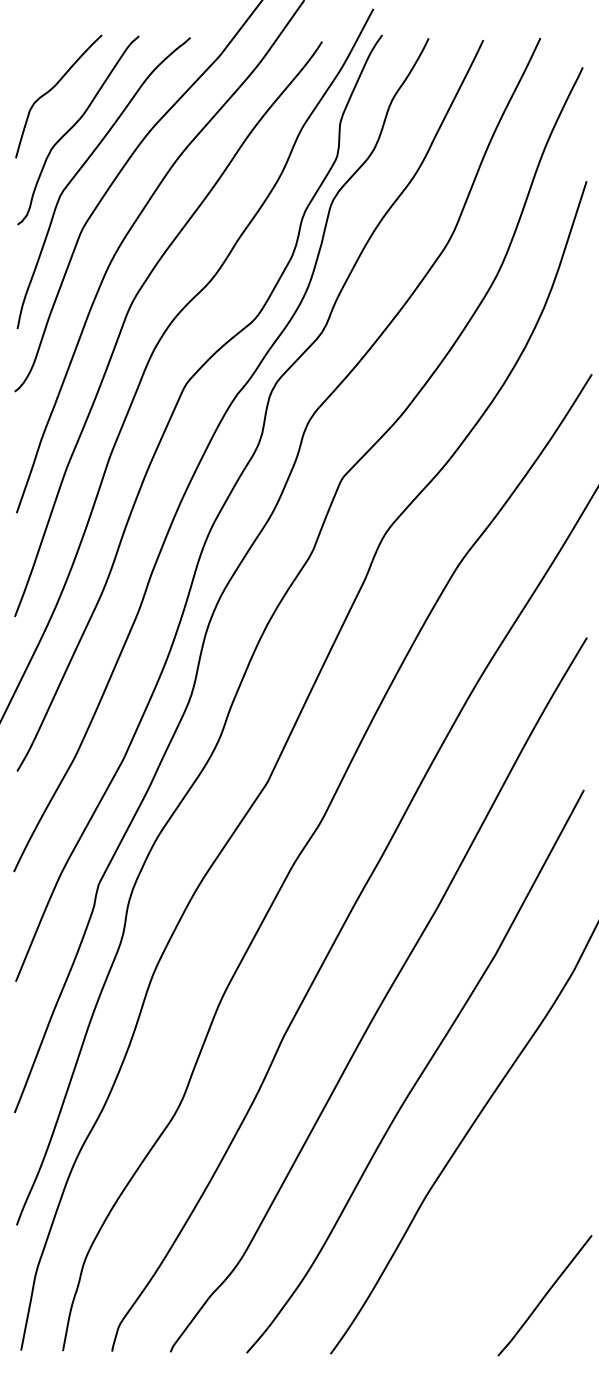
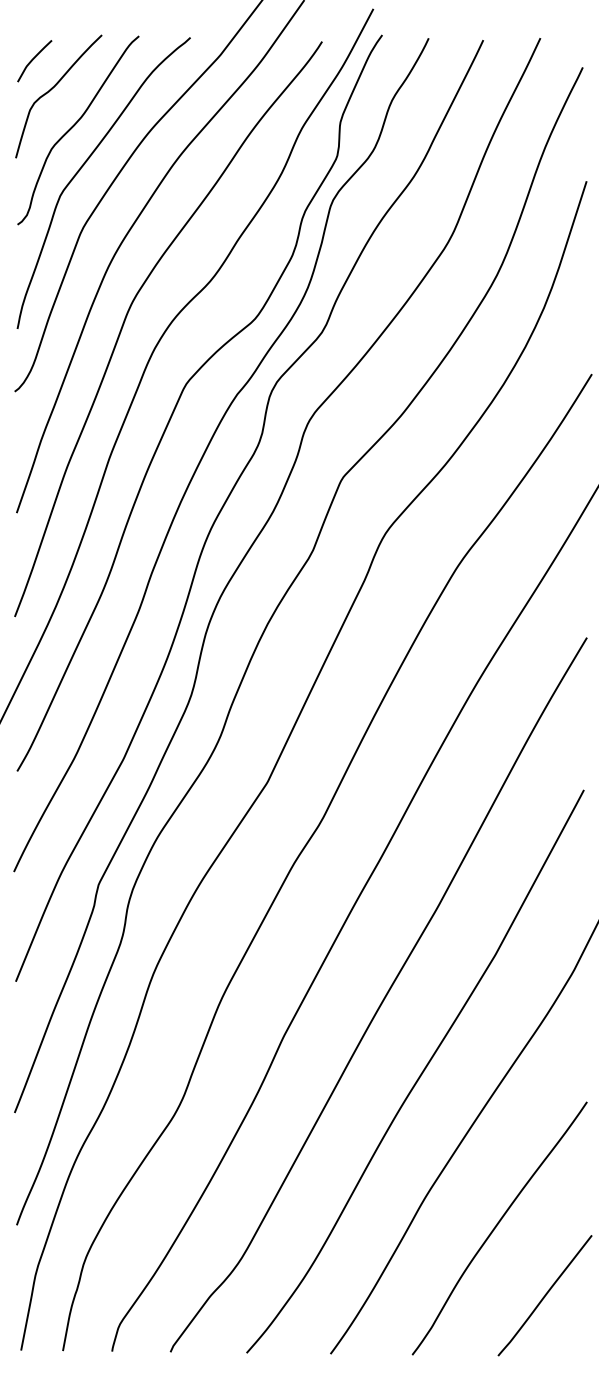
curve: none -> present (33, 60)
curve: none -> present (497, 1226)
